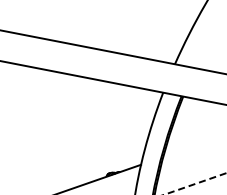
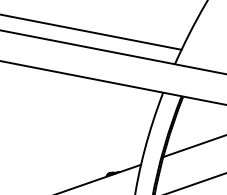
line: none -> present (91, 32)
line: none -> present (193, 146)
line: dashed -> solid (195, 183)
